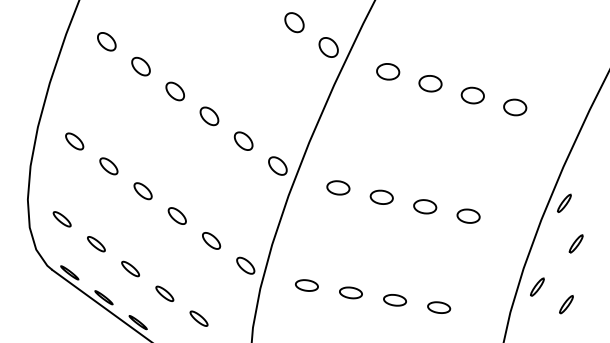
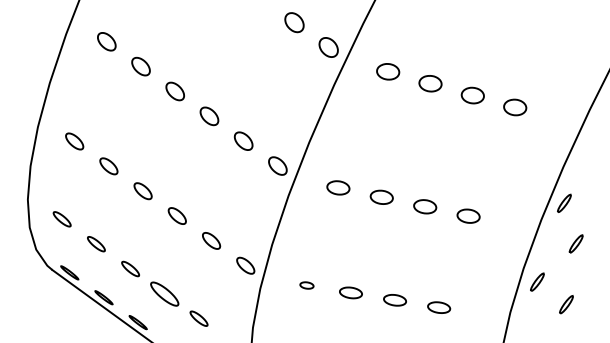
part size: 24x13 px -> 16x9 px (306, 285)
part position: (537, 286) -> (537, 281) (537, 281)
part size: 20x17 px -> 30x26 px (164, 293)
